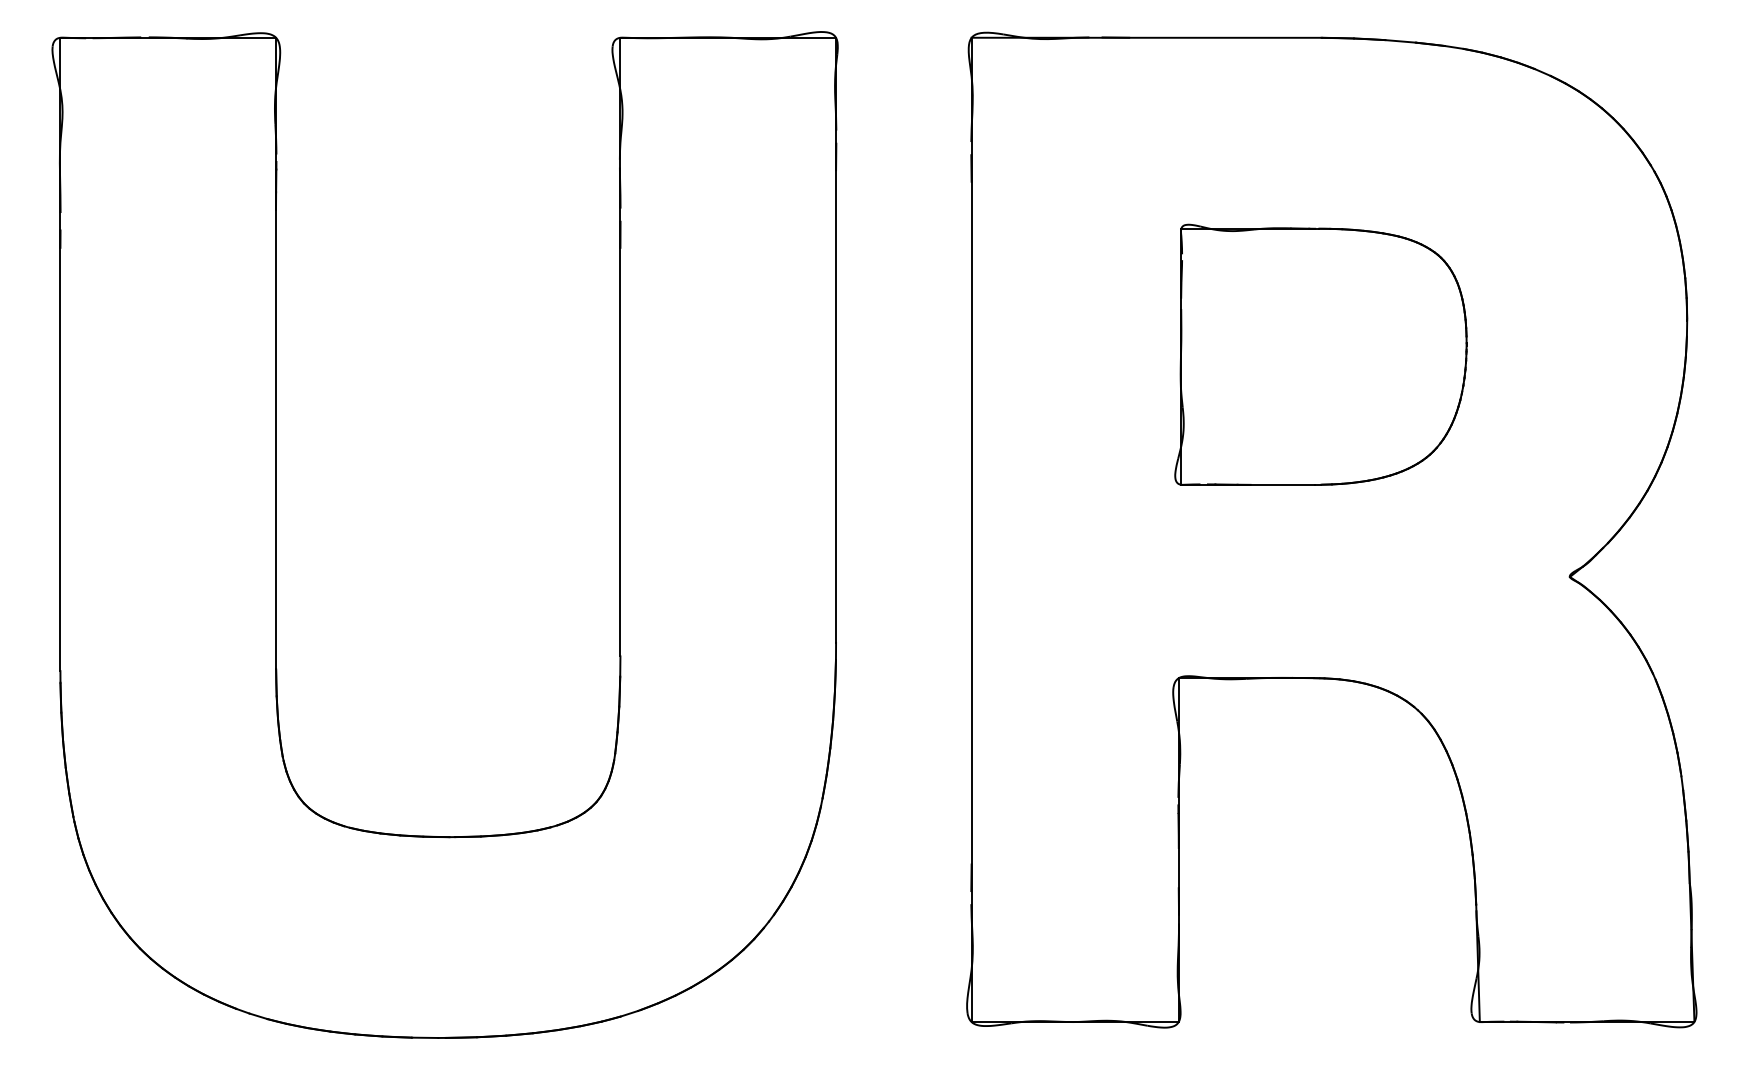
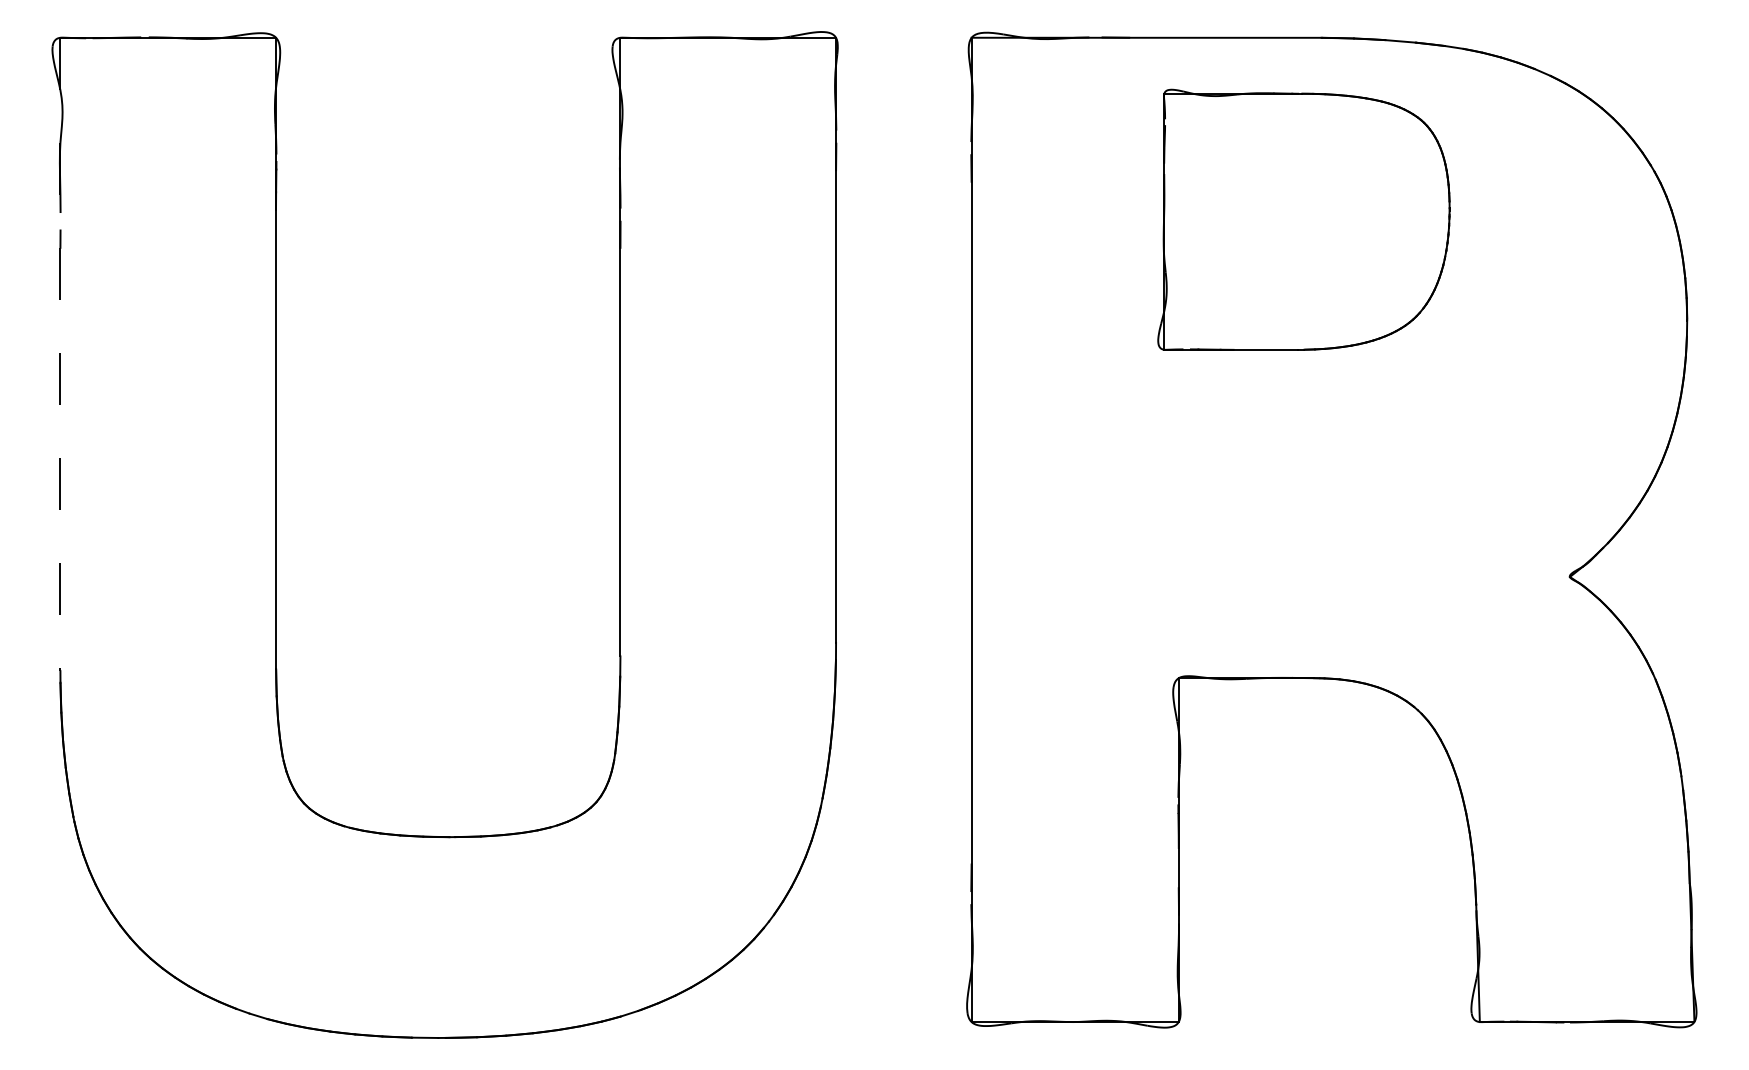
line: solid -> dashed (60, 354)
part position: (1320, 354) -> (1303, 219) (1303, 219)
